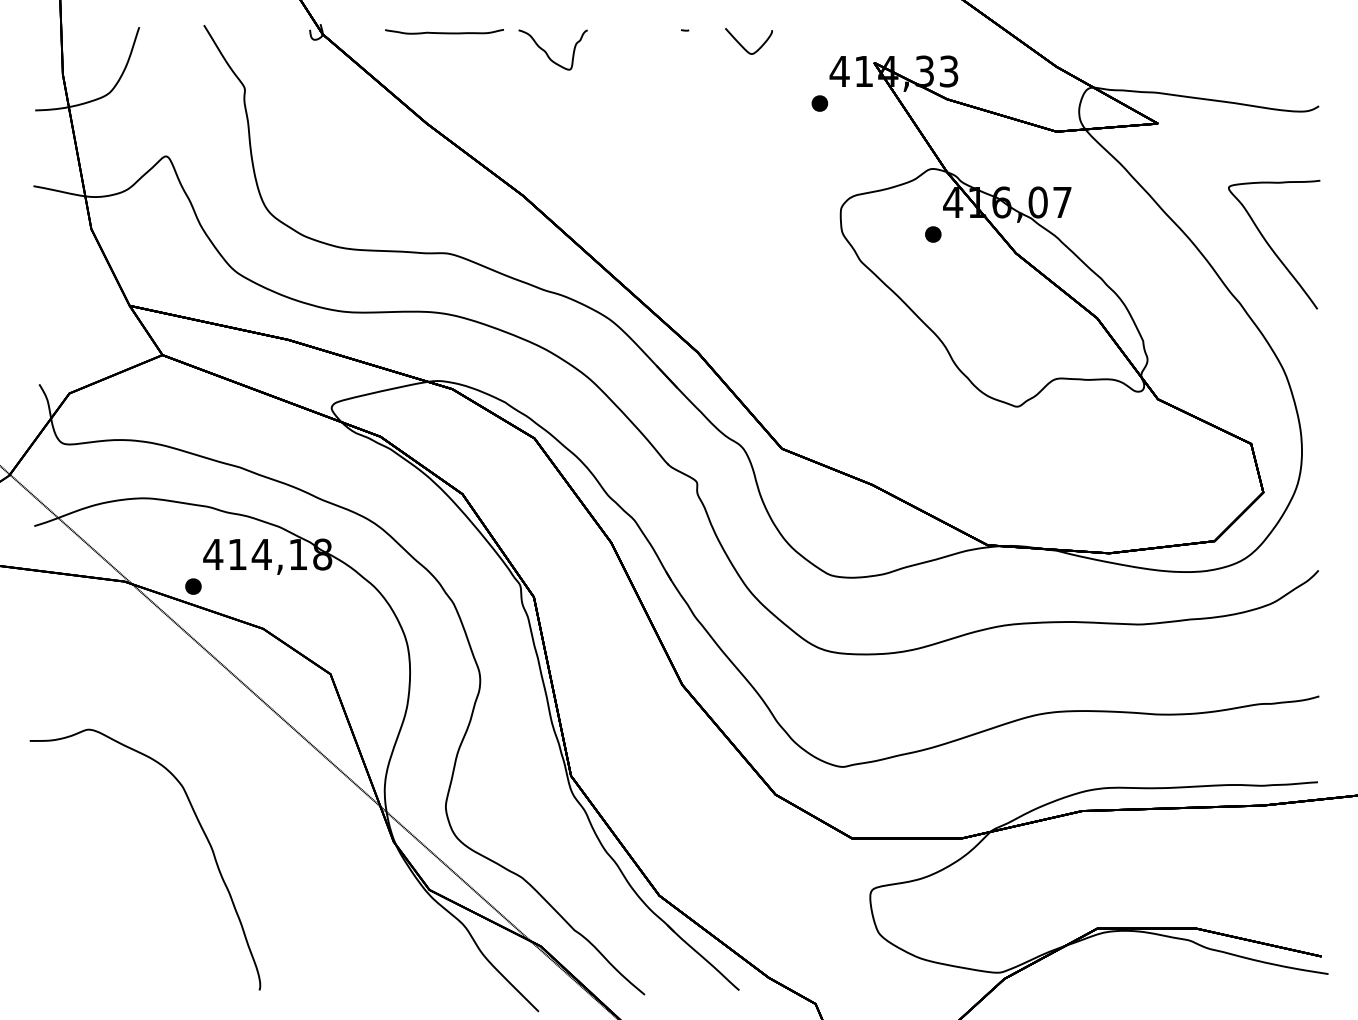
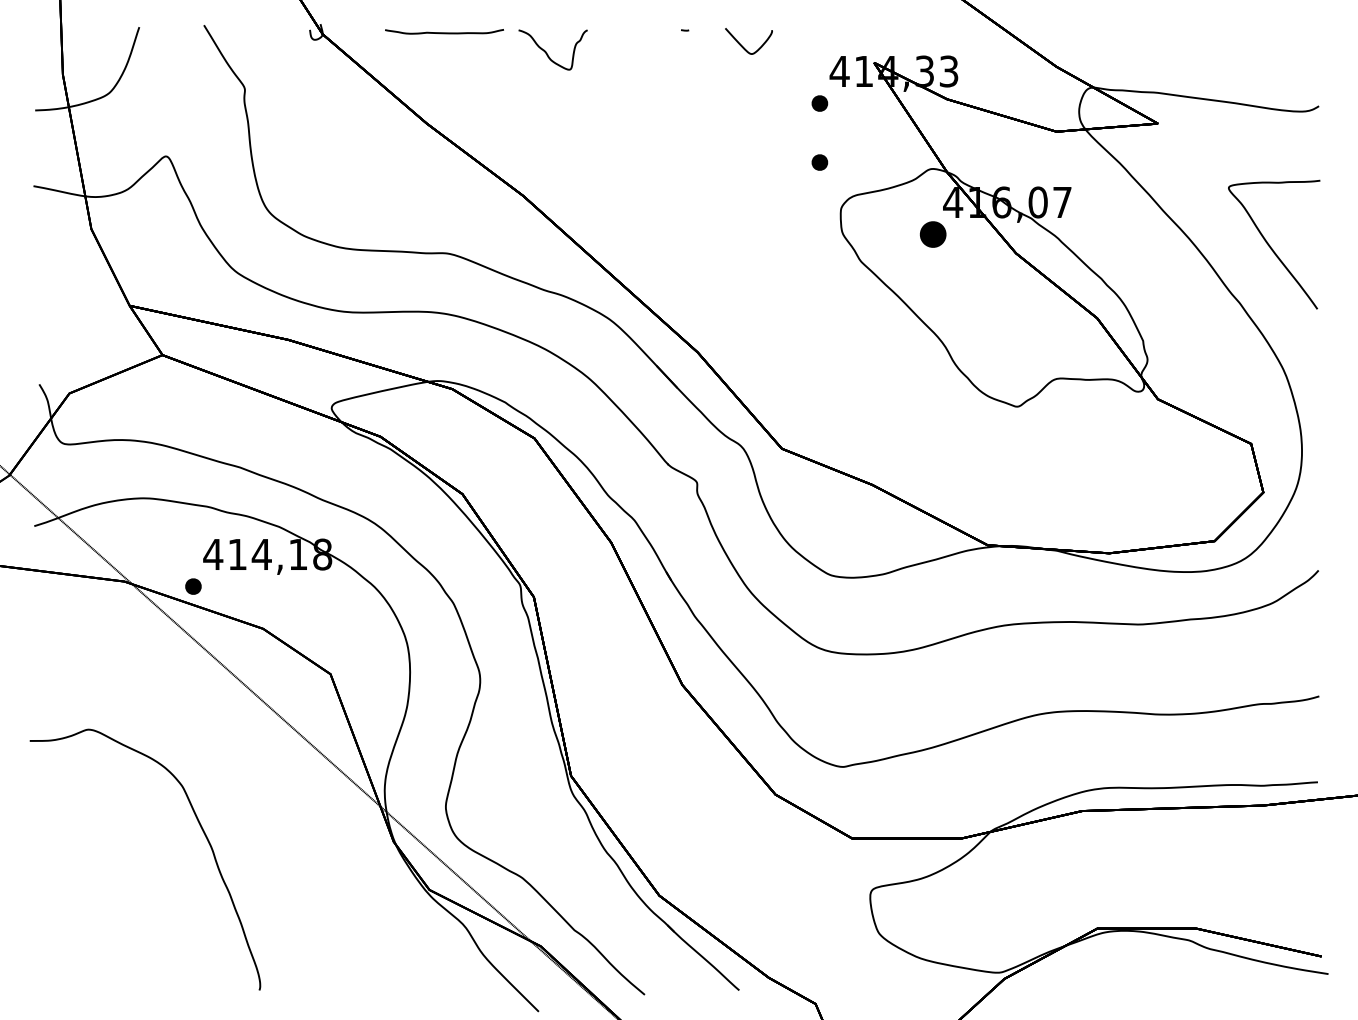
part: none -> present (819, 162)
part size: 17x17 px -> 28x27 px (932, 234)
